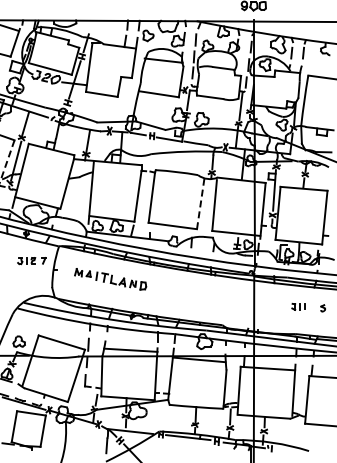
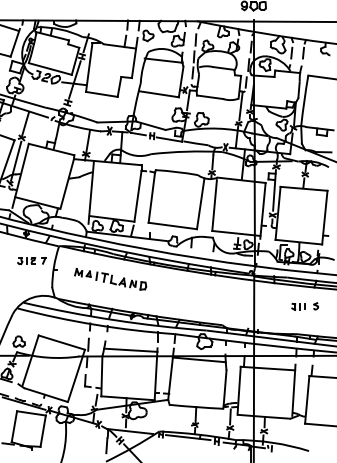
line: dashed -> solid (7, 161)
line: dashed -> solid (200, 203)
part position: (322, 308) -> (315, 306) (315, 306)
